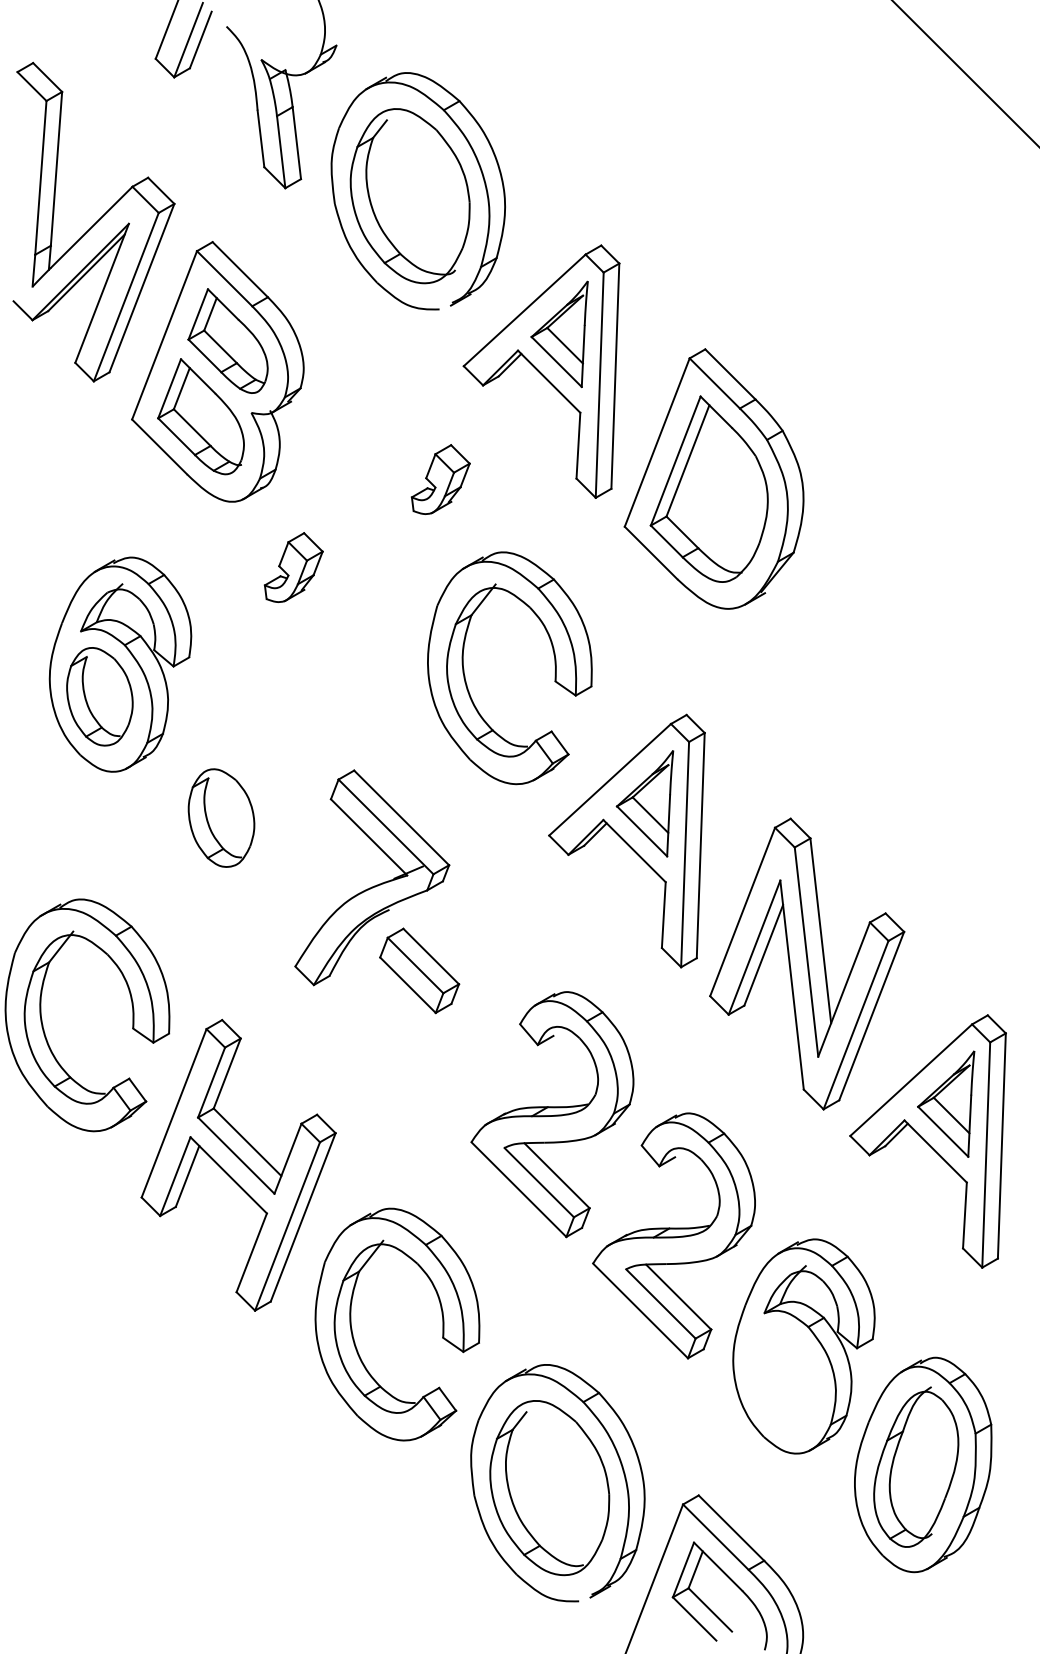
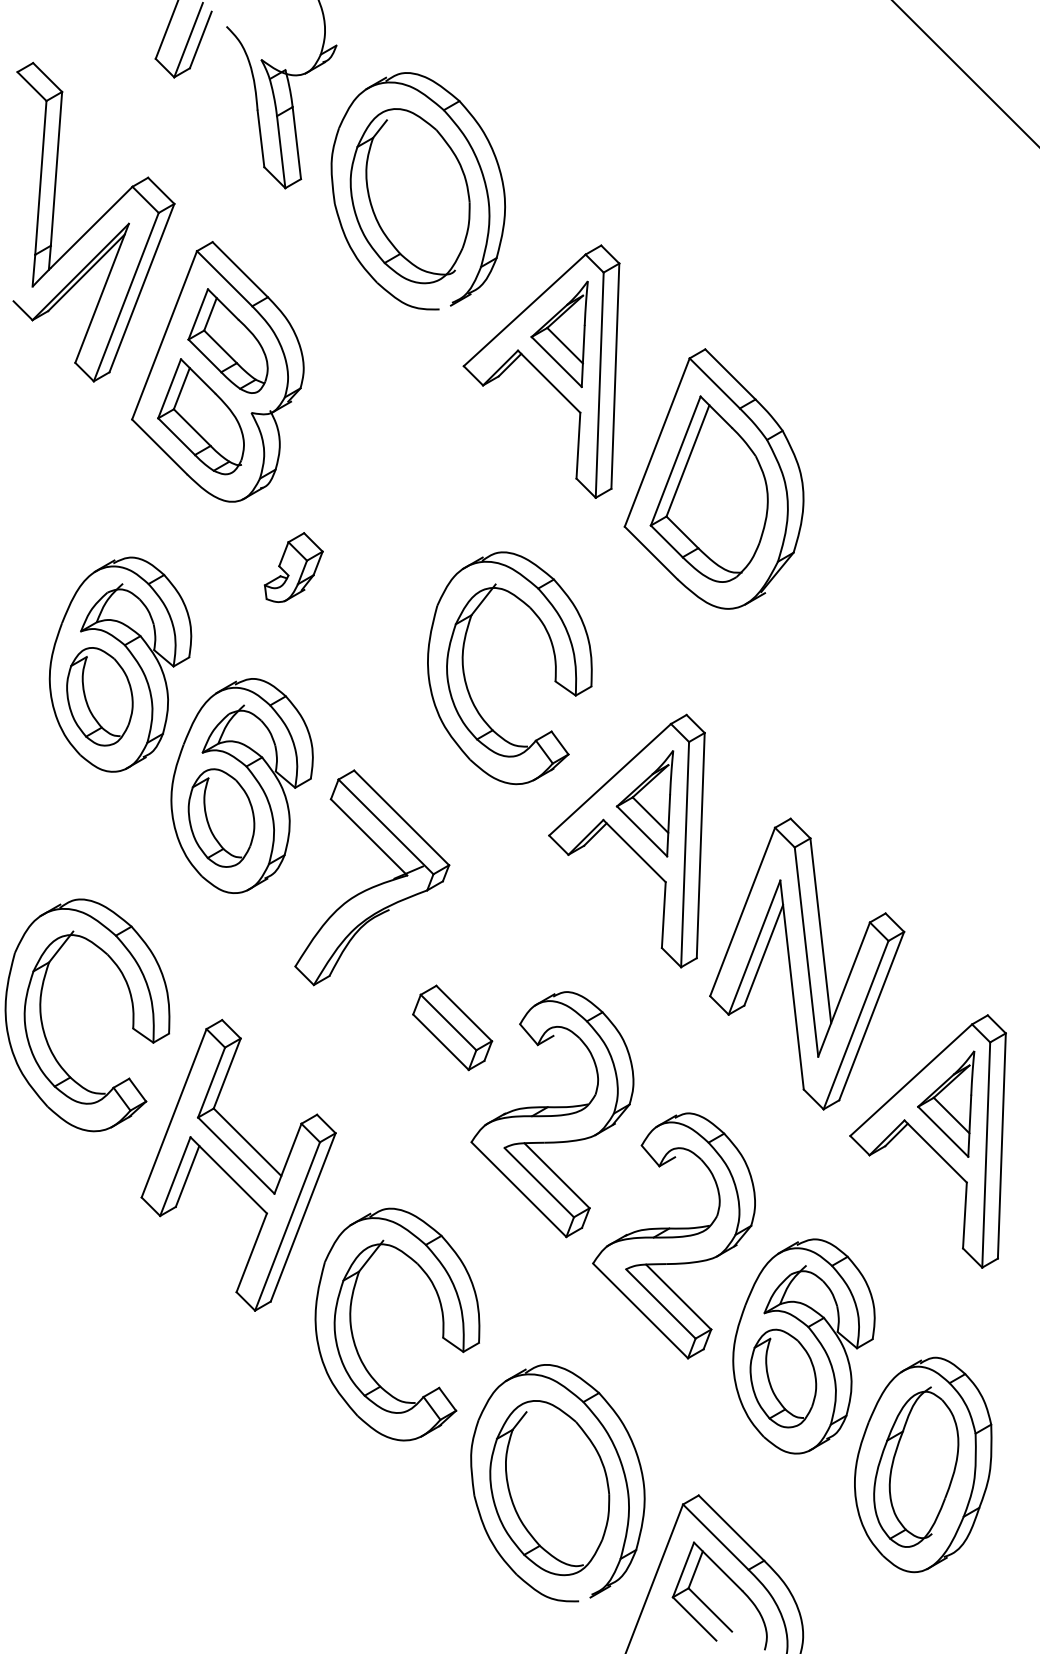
part: present -> none (440, 479)
part: none -> present (241, 785)
part position: (419, 970) -> (452, 1027) (452, 1027)
part: none -> present (783, 1378)
